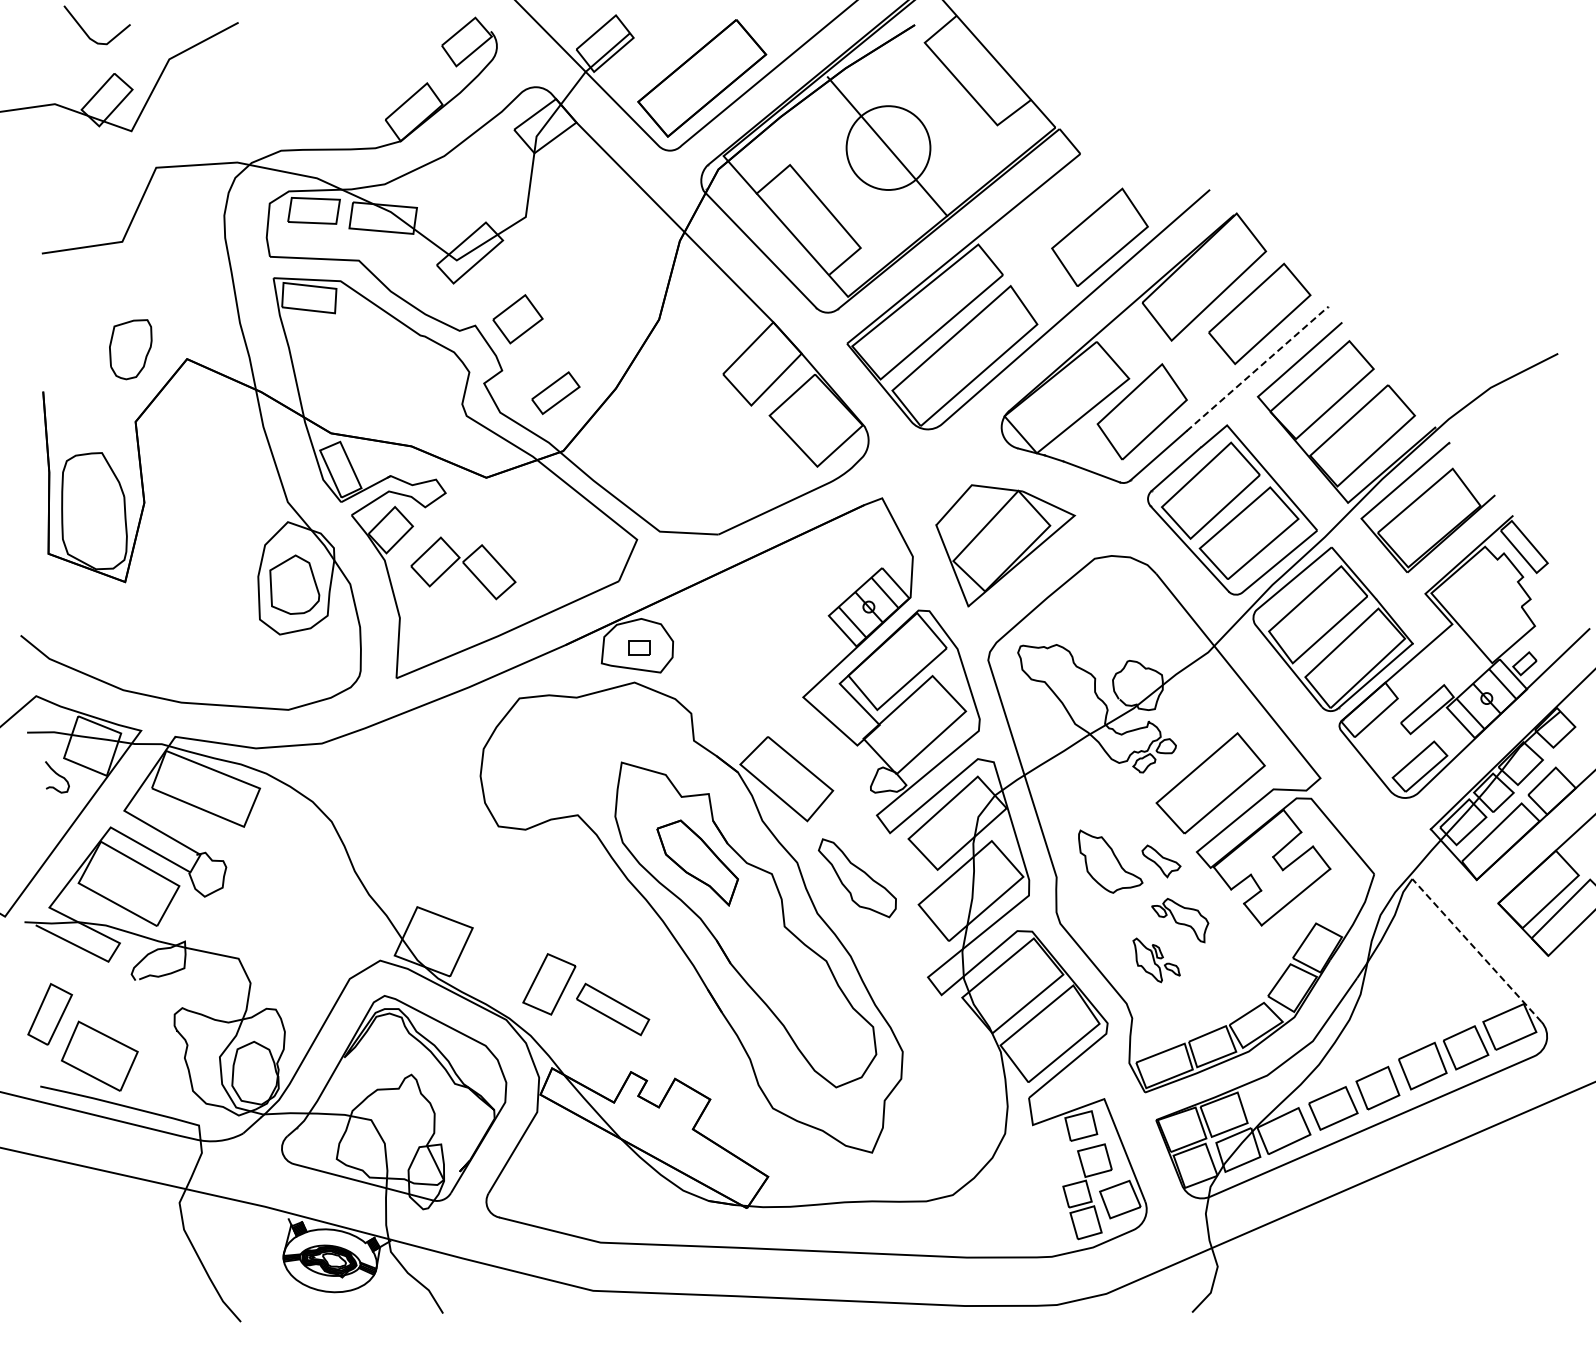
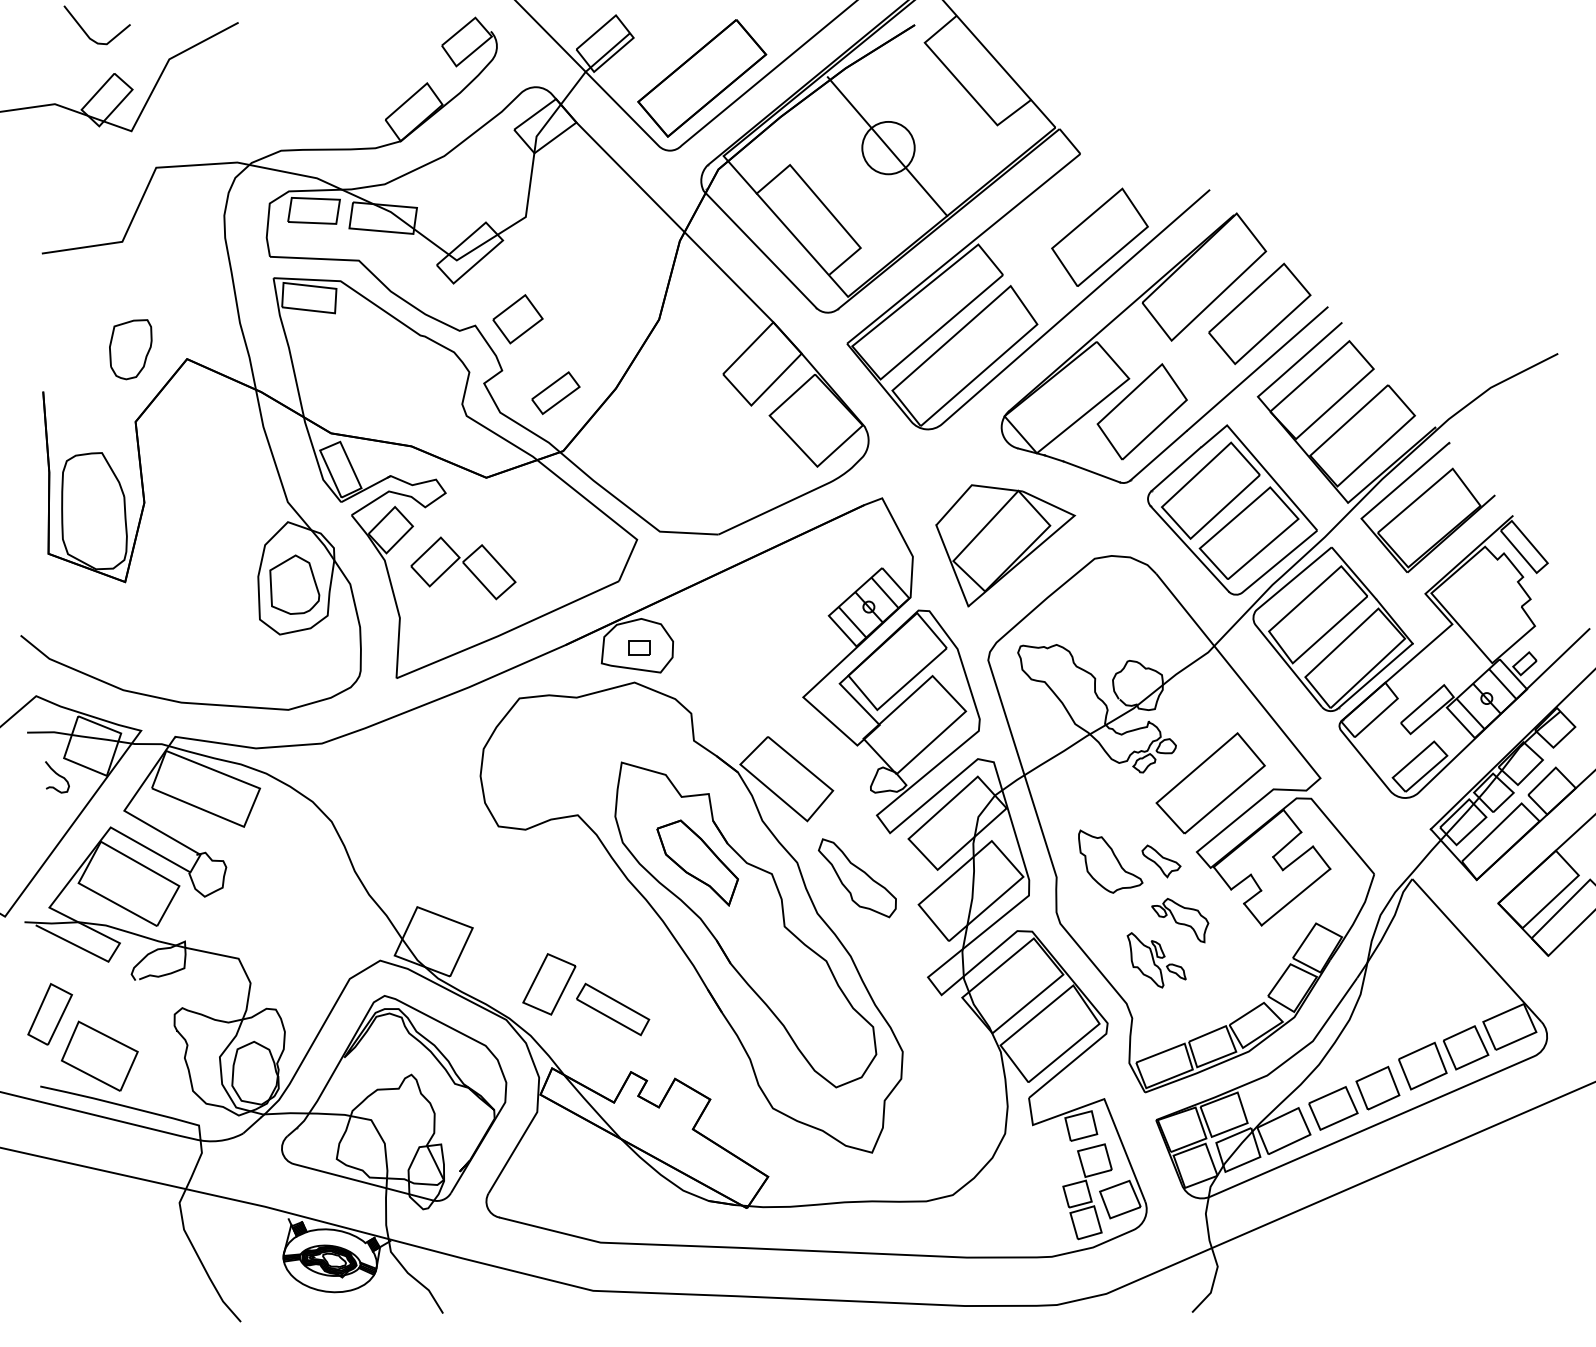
circle diameter: 84 px -> 52 px (888, 147)
line: dashed -> solid (1257, 368)
line: dashed -> solid (1476, 950)
part size: 49x47 px -> 61x57 px (1156, 960)
